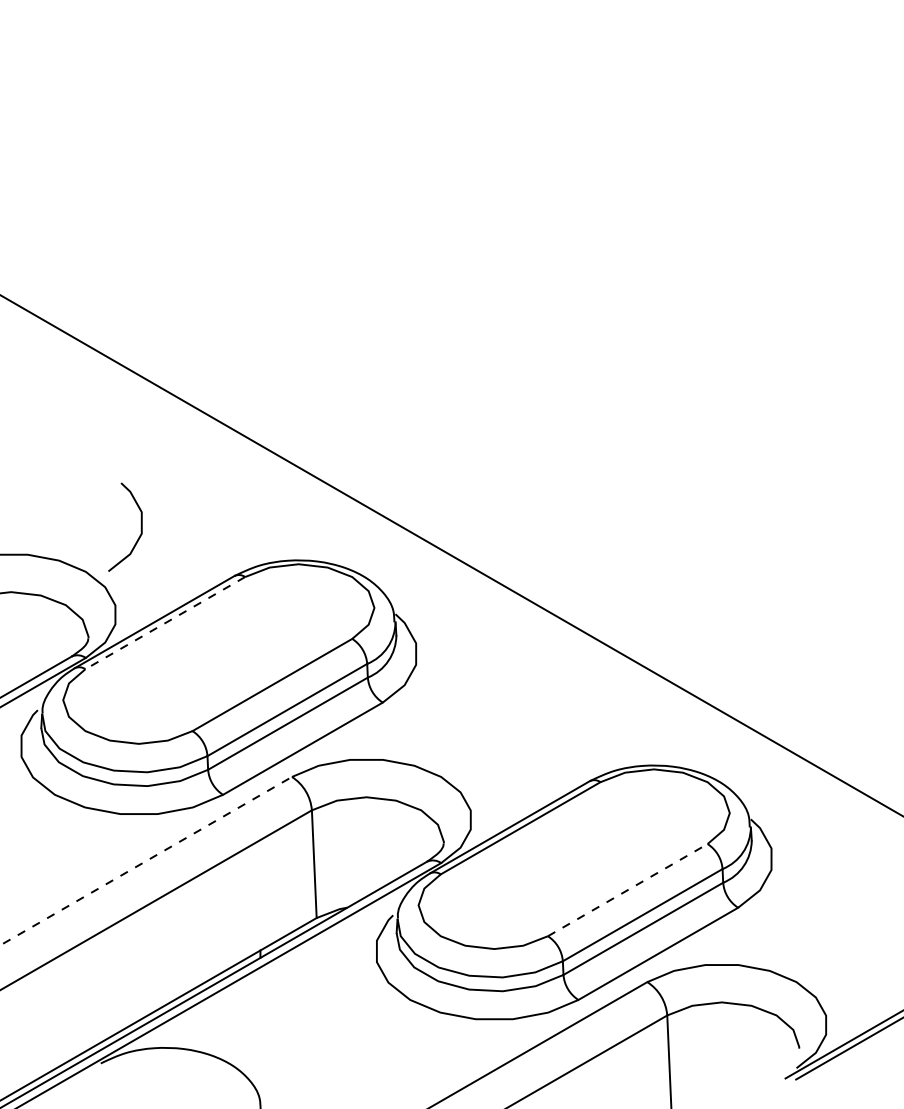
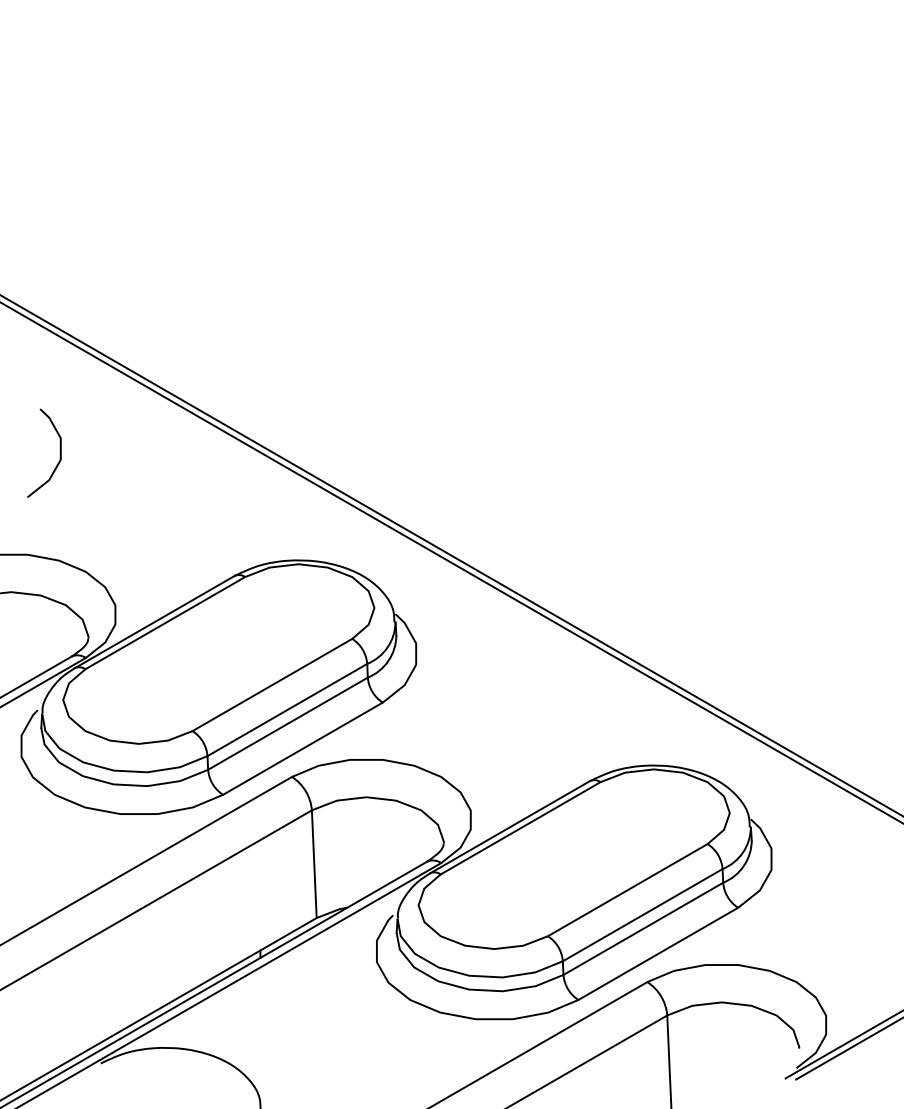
curve position: (140, 526) -> (59, 452) (59, 452)
line: none -> present (451, 562)
line: dashed -> solid (164, 623)
line: dashed -> solid (146, 860)
line: dashed -> solid (628, 889)
